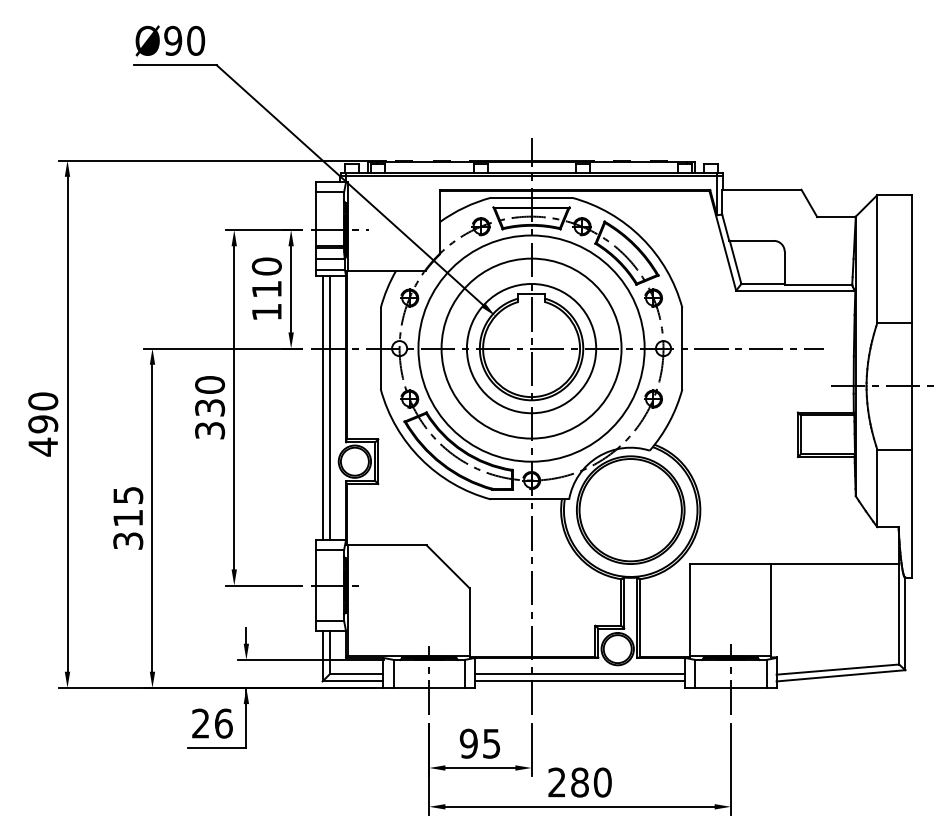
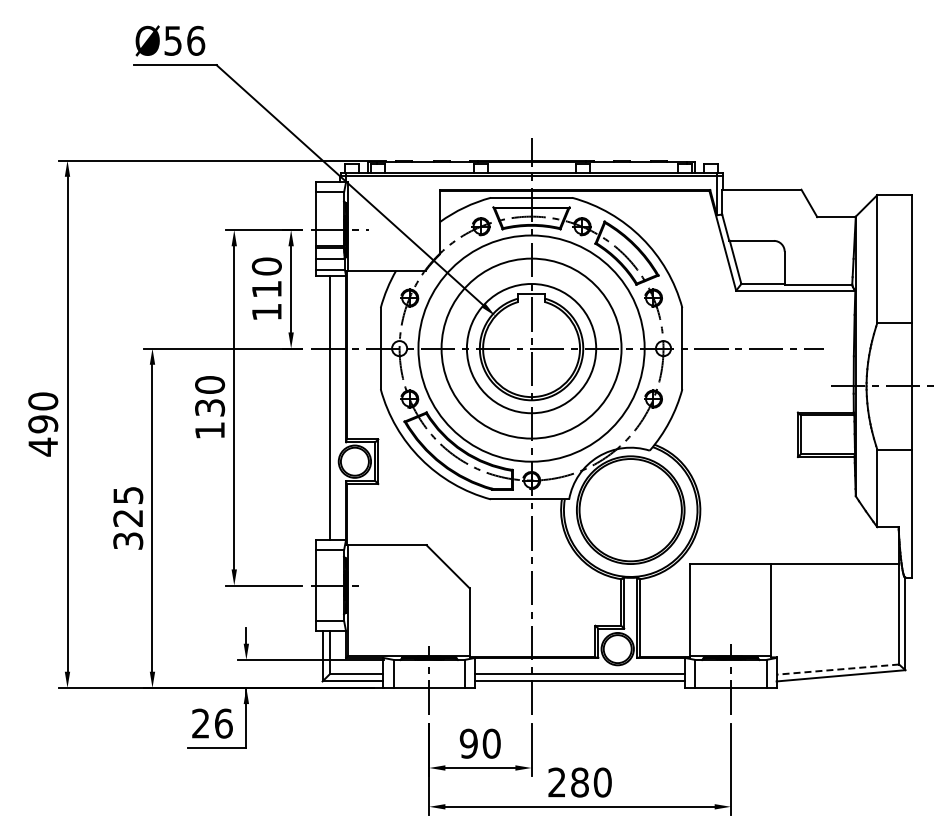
text: Ø90 -> Ø56 (184, 40)
line: present -> none (322, 407)
text: 330 -> 130 (210, 430)
text: 315 -> 325 (127, 518)
line: solid -> dashed (837, 669)
text: 95 -> 90 (491, 743)
